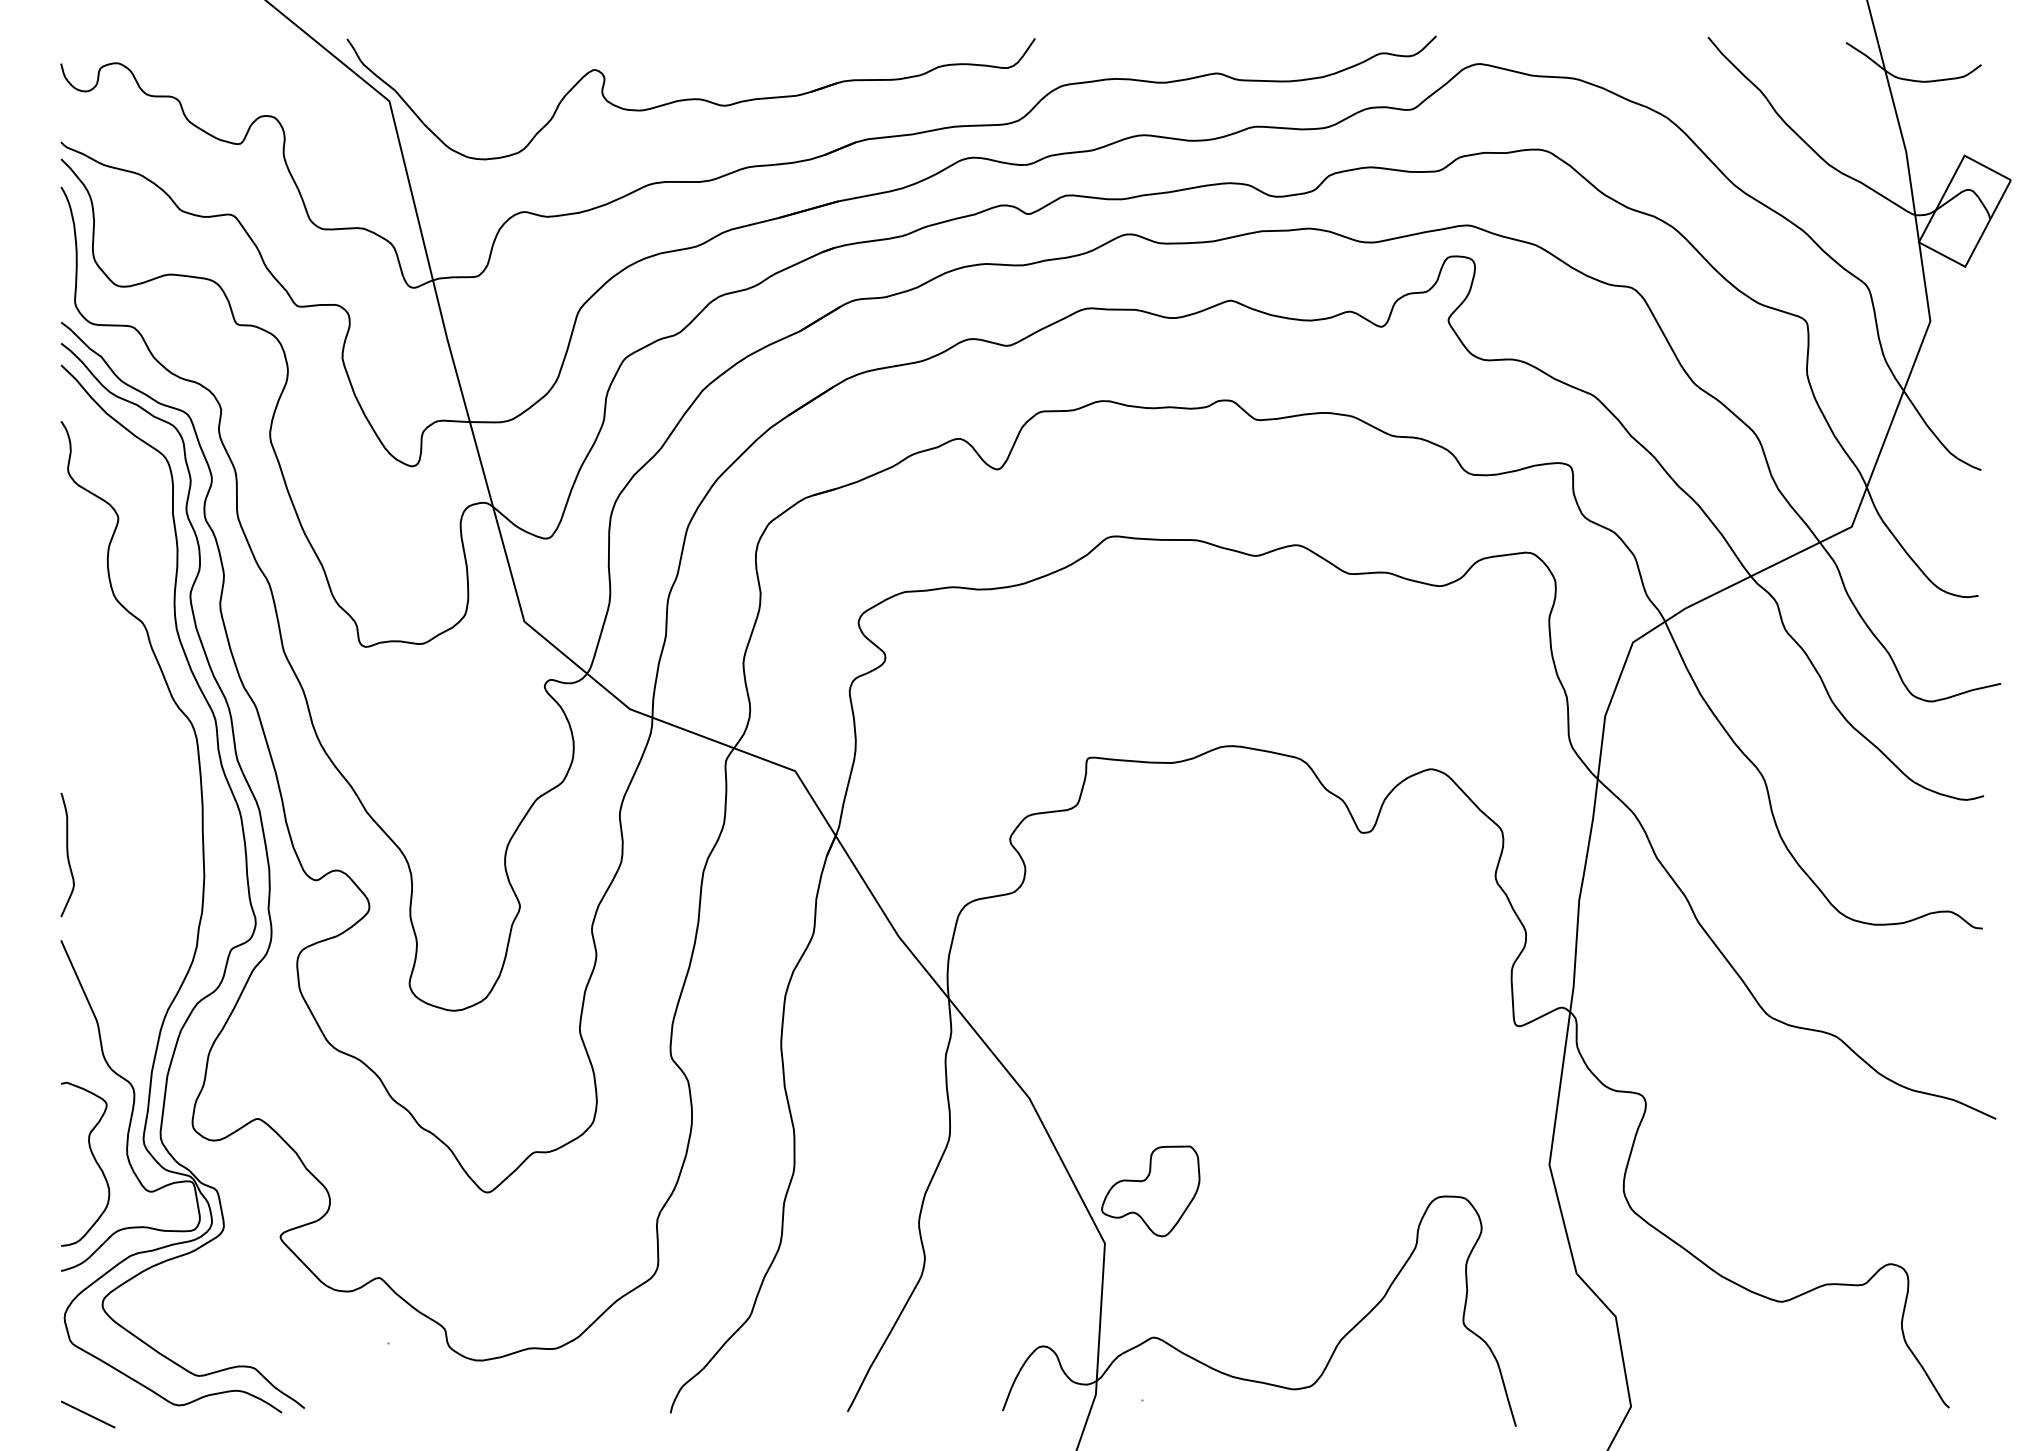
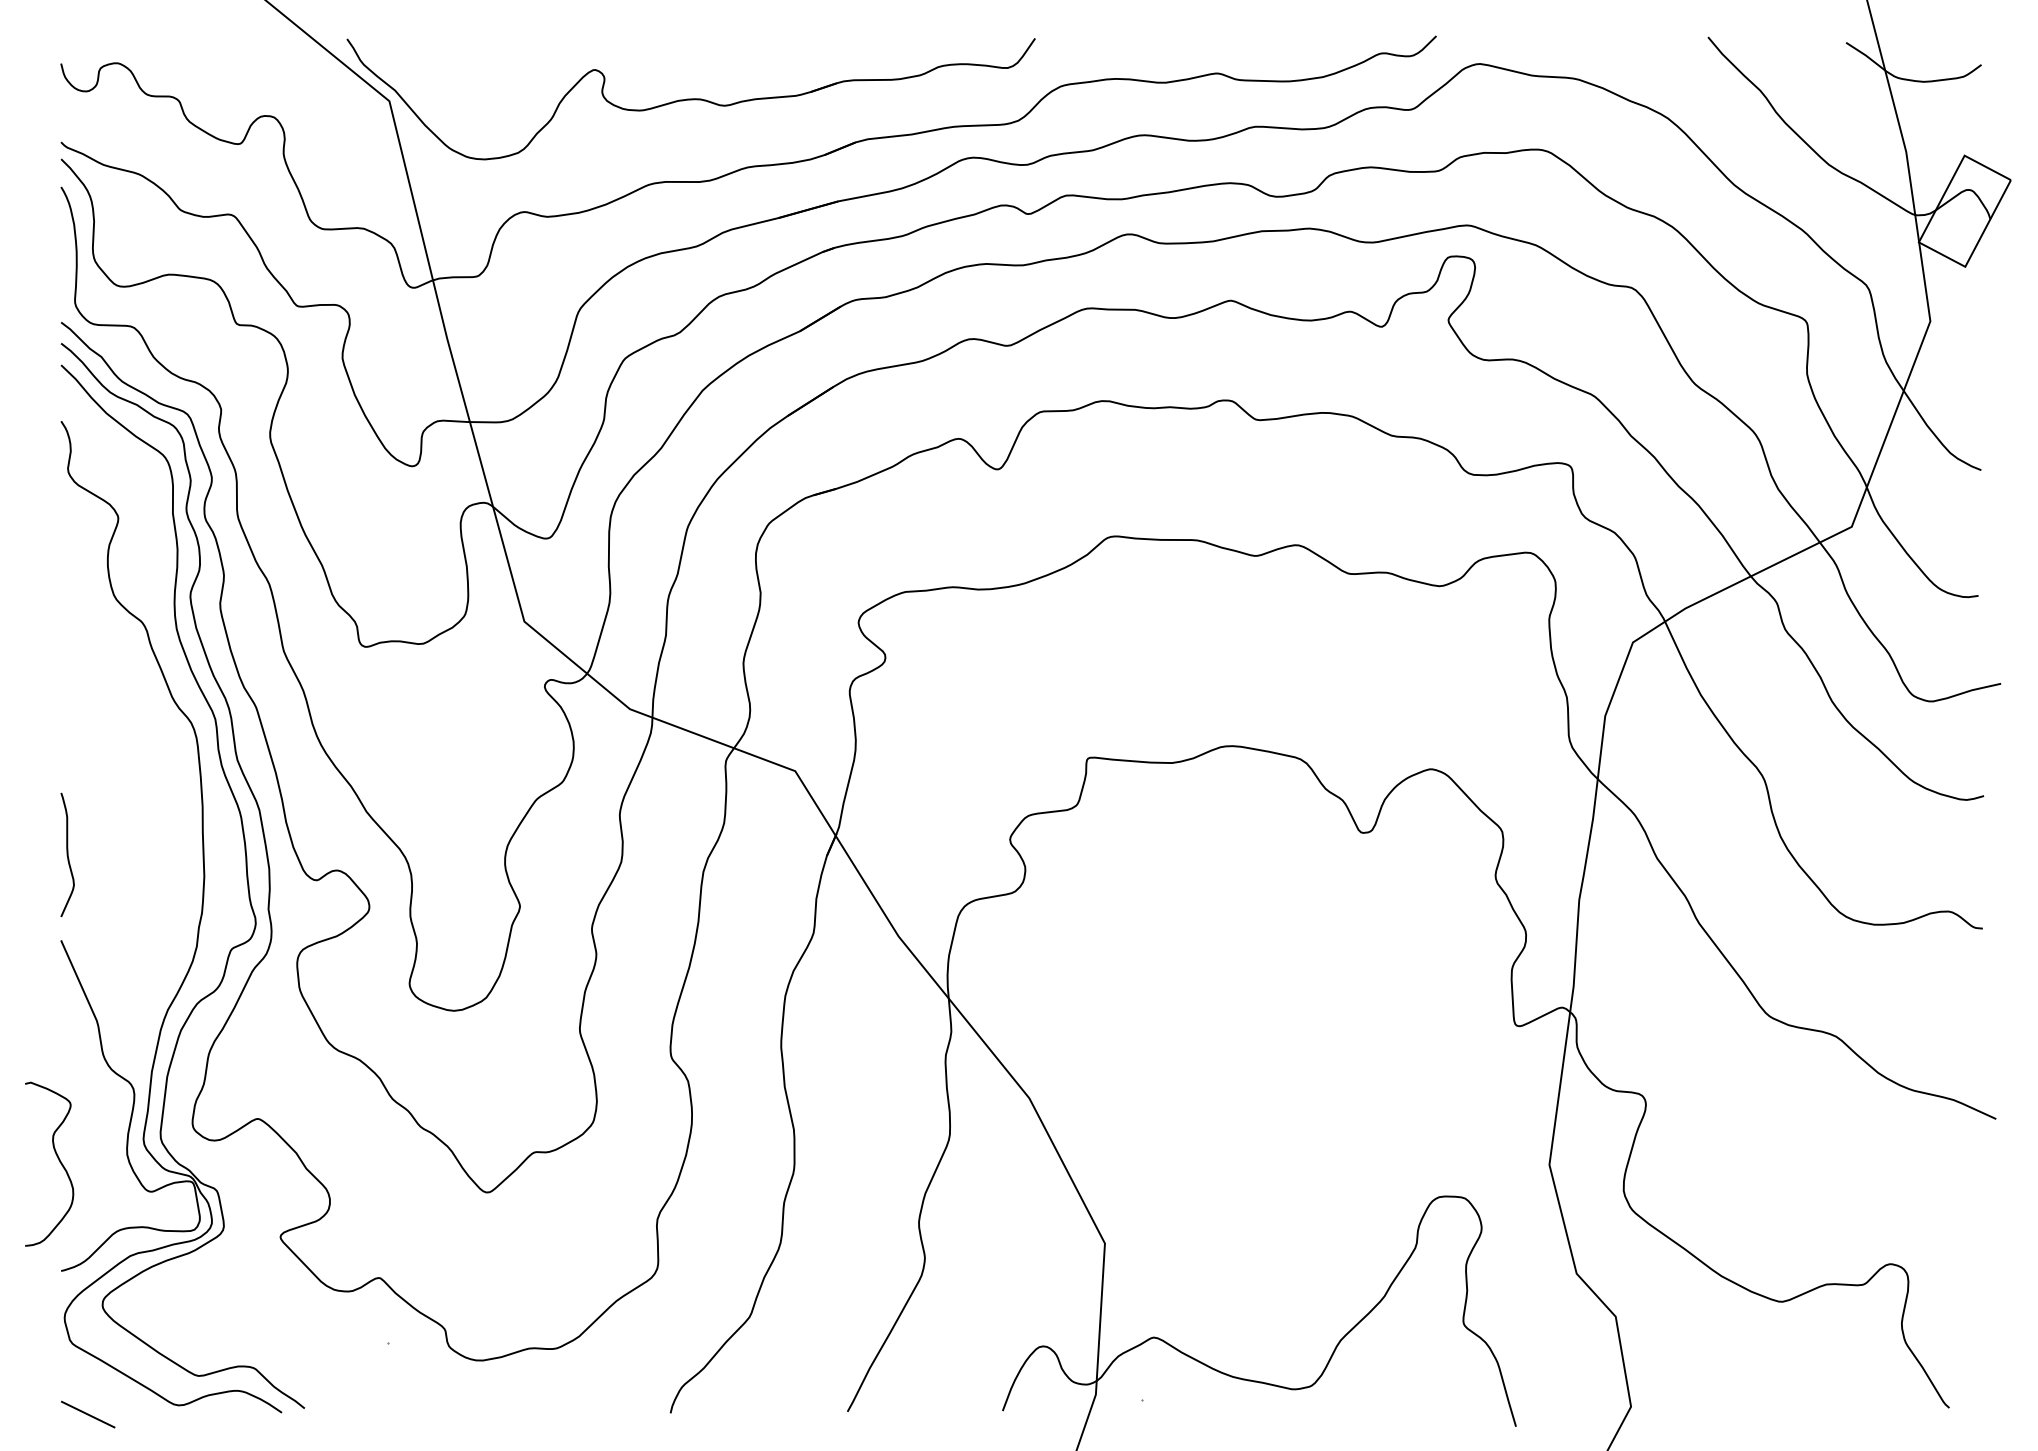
part position: (93, 1158) -> (57, 1158) (57, 1158)
part: present -> none (1150, 1191)
